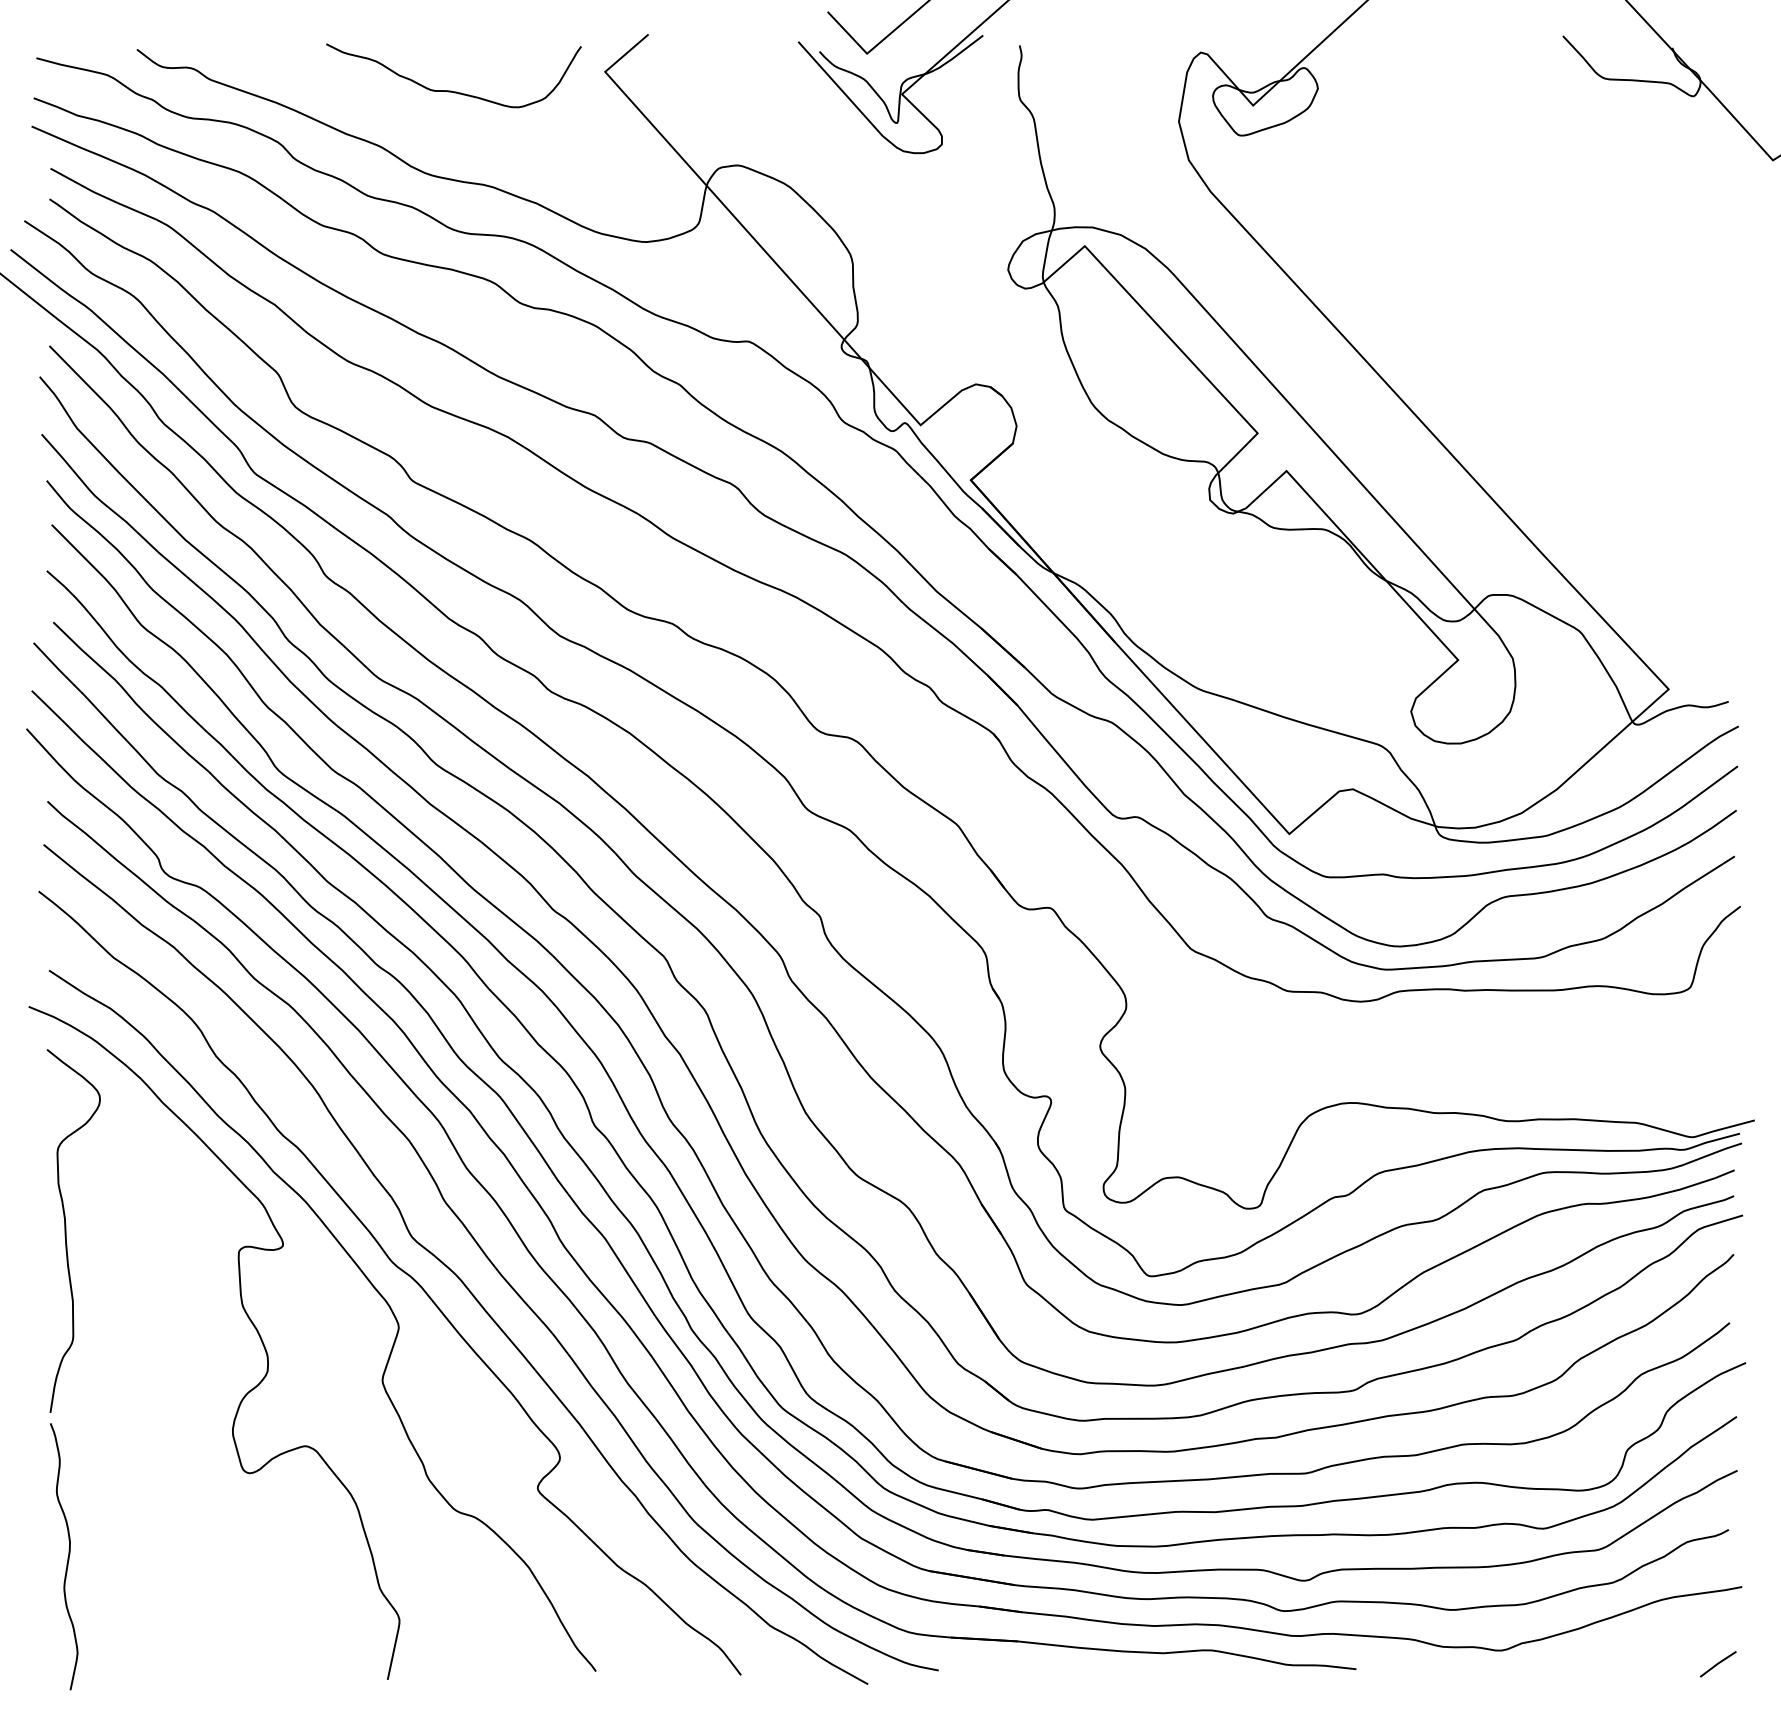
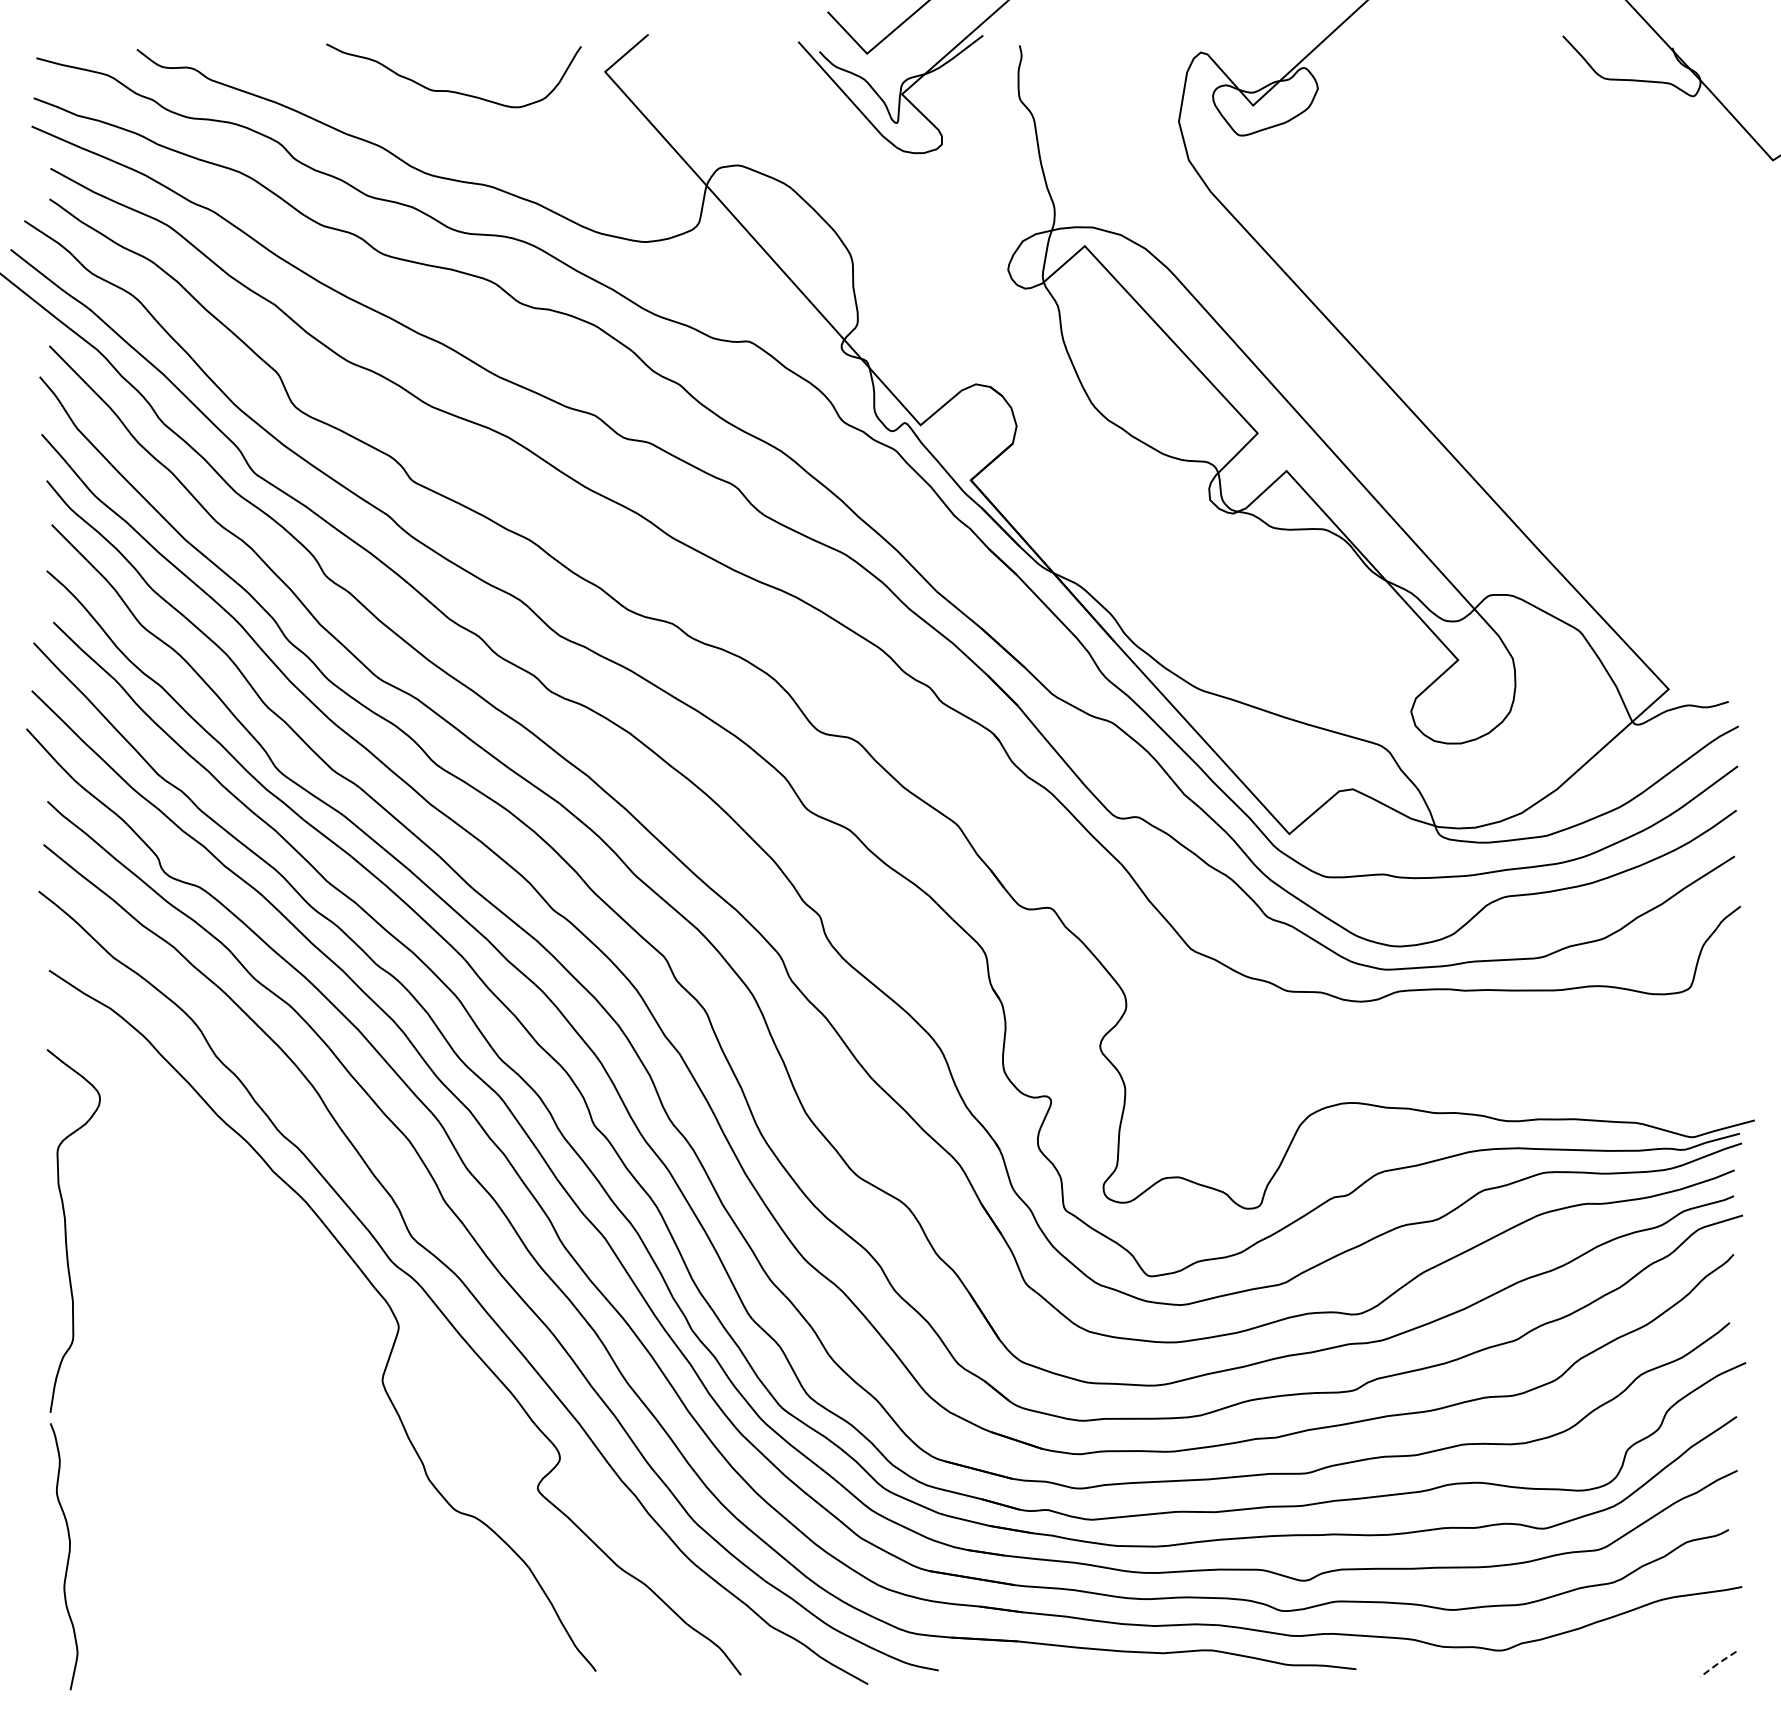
curve: present -> none (249, 1320)
line: solid -> dashed (1718, 1663)
